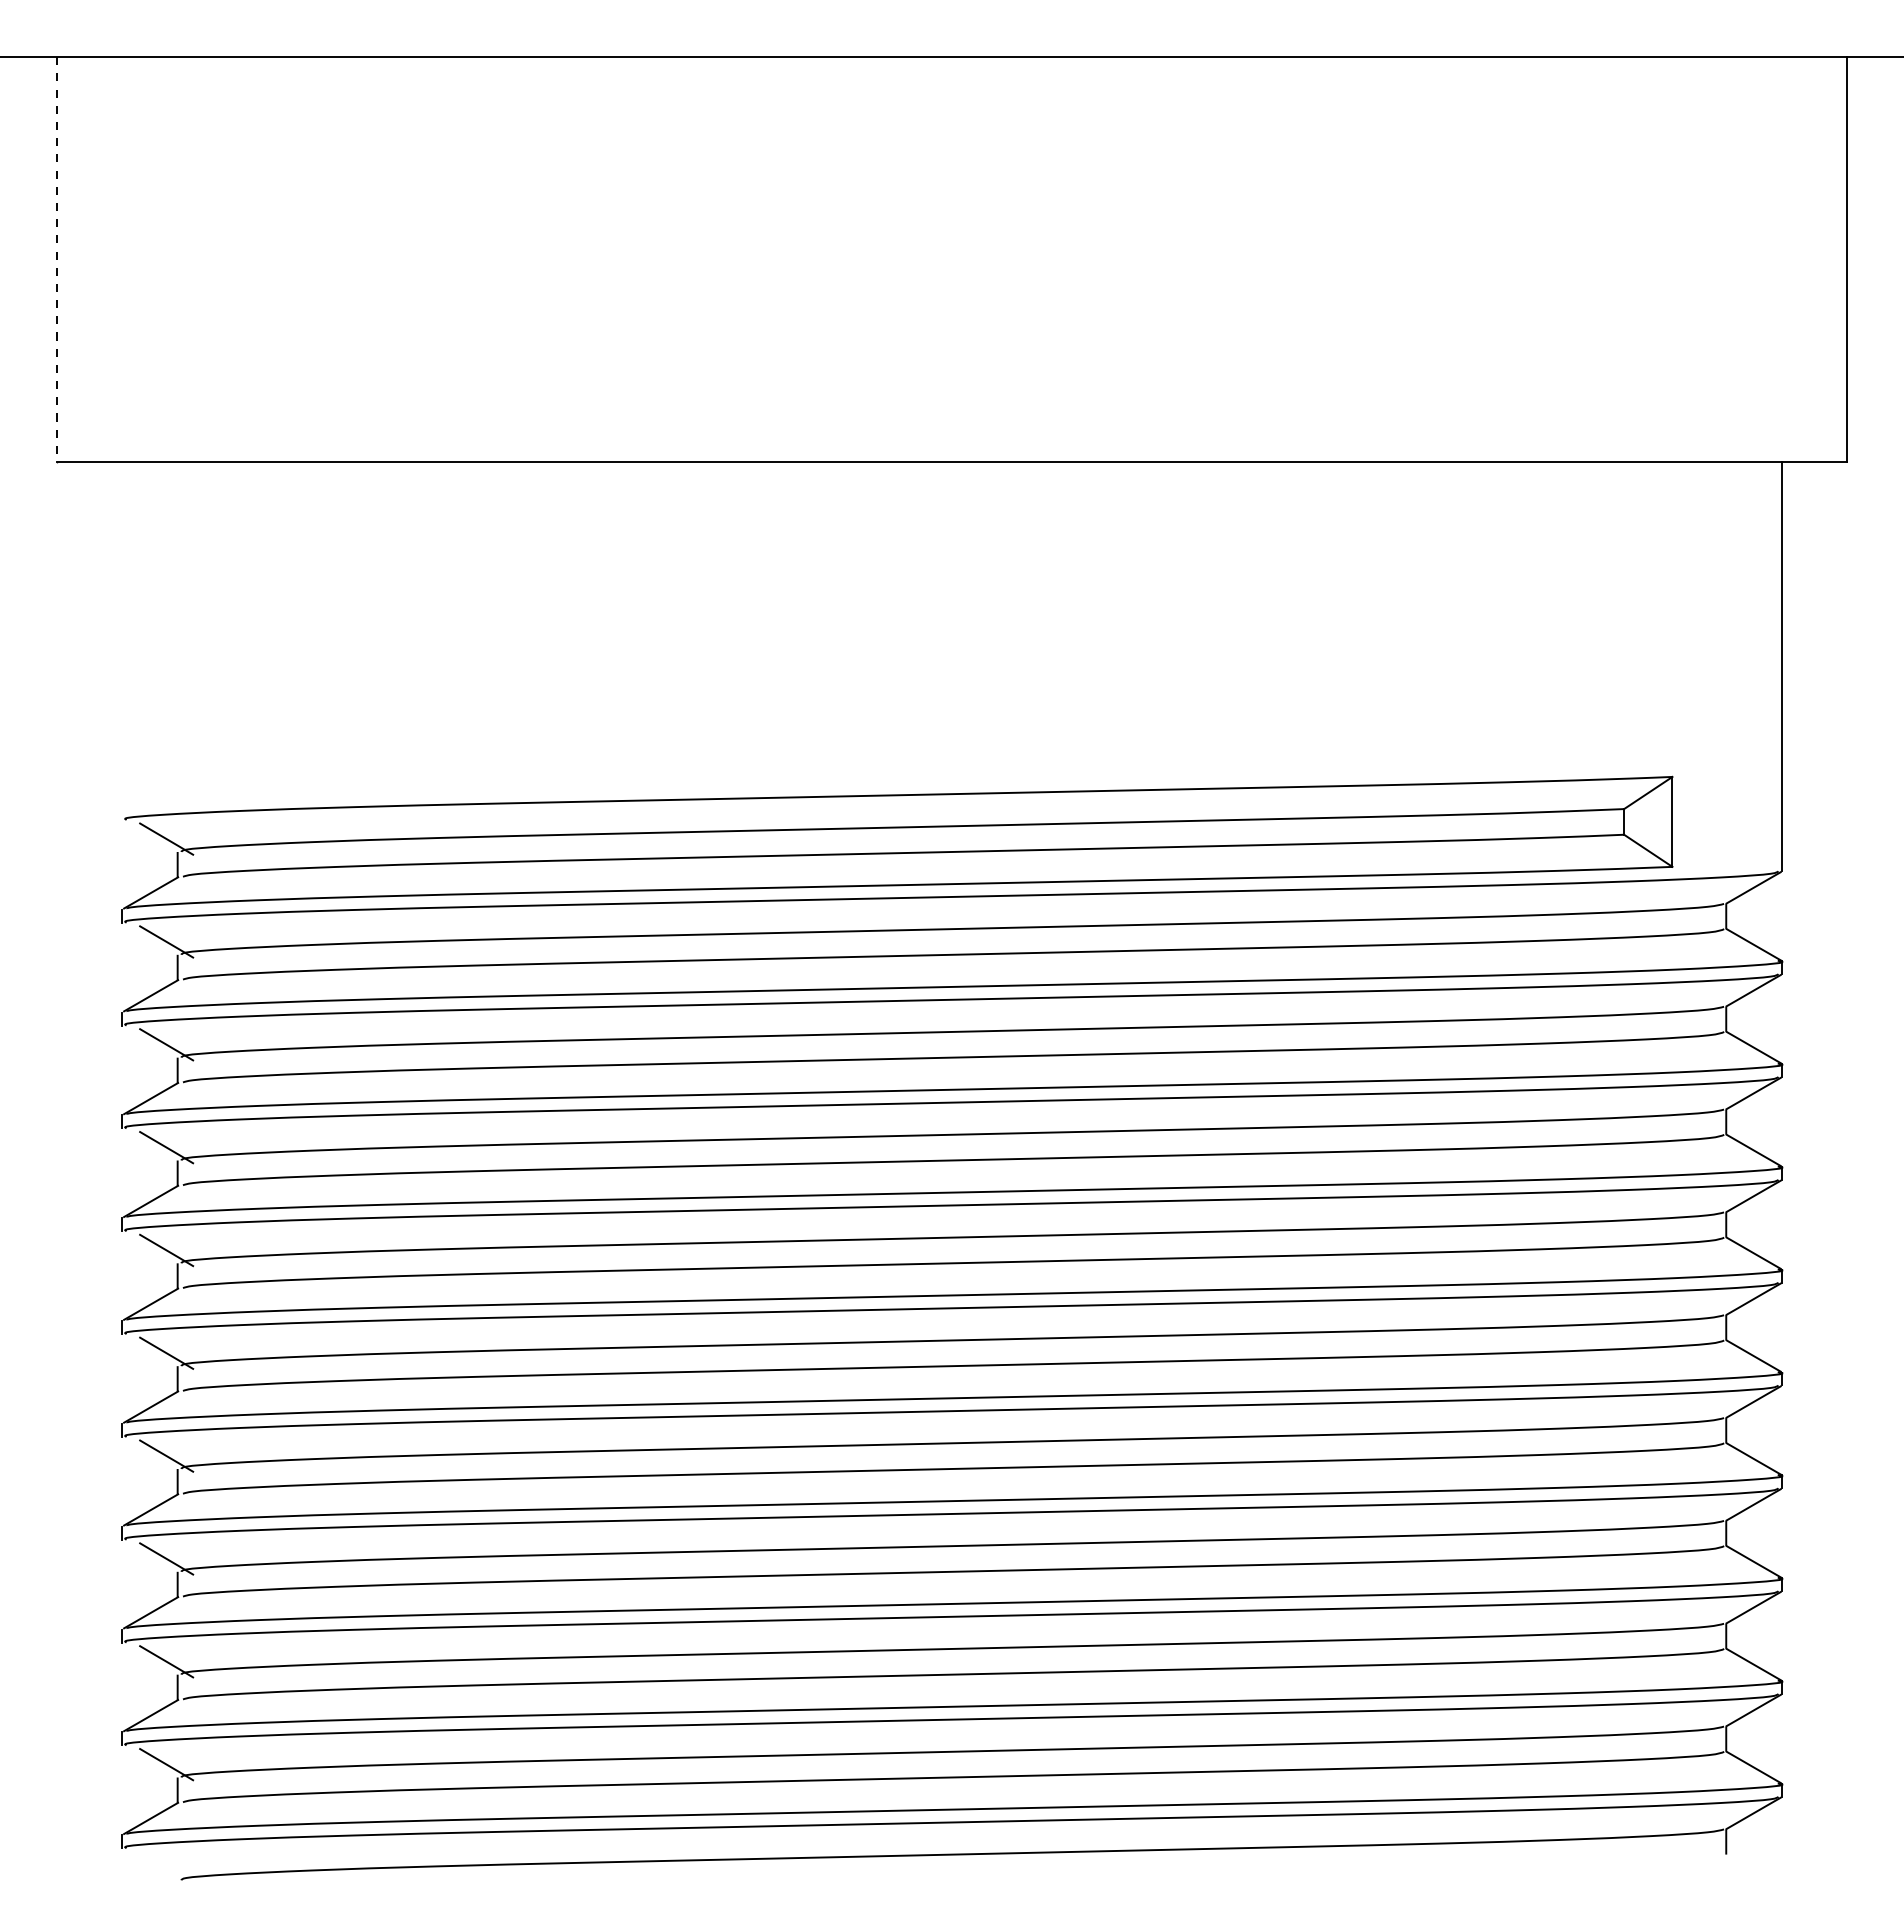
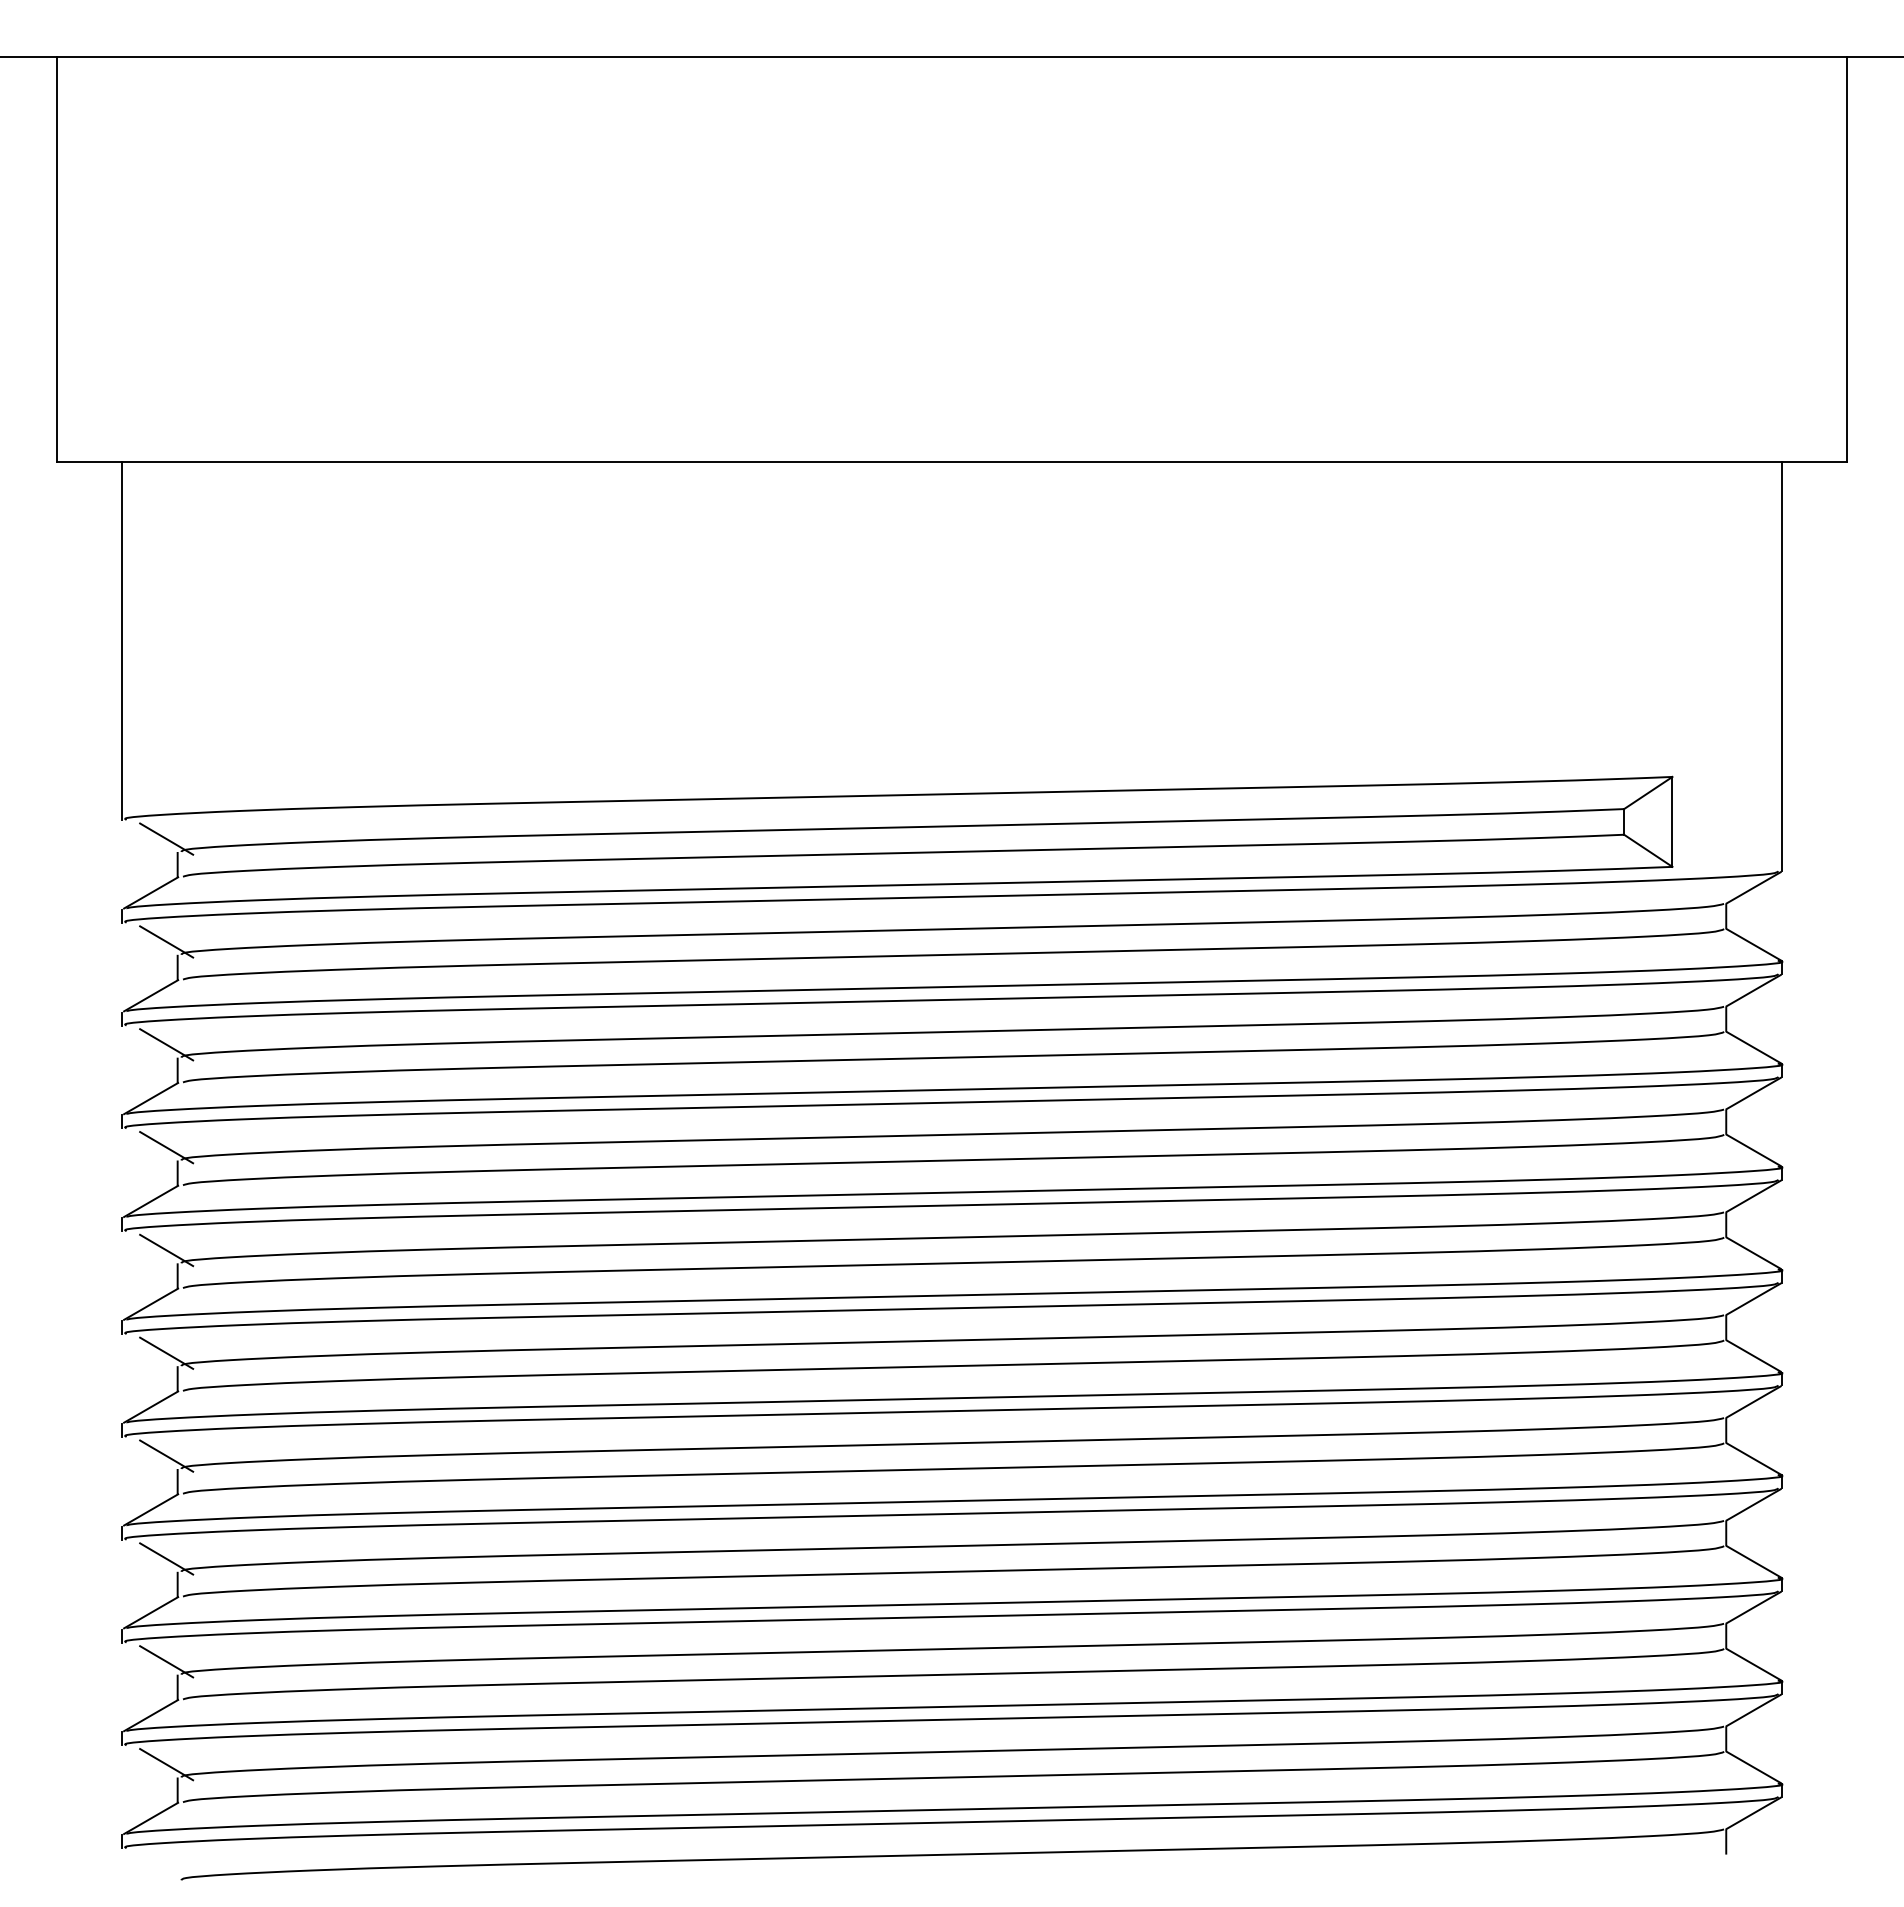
line: dashed -> solid (57, 260)
line: none -> present (122, 640)
